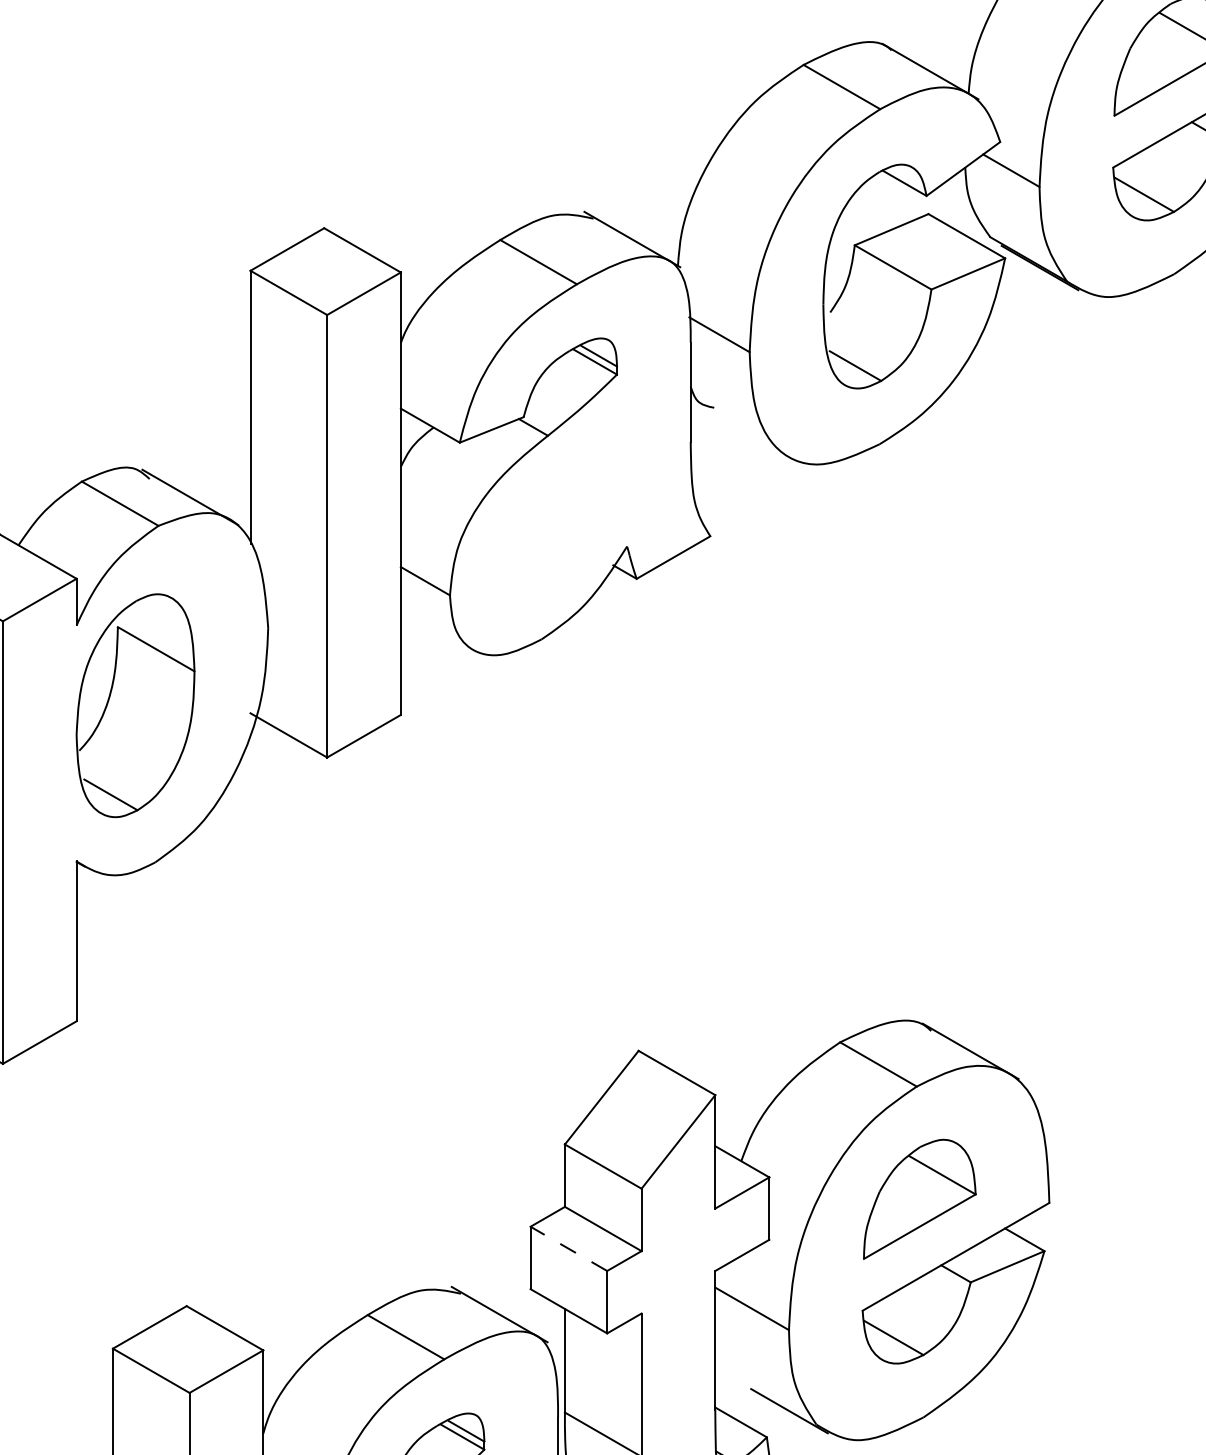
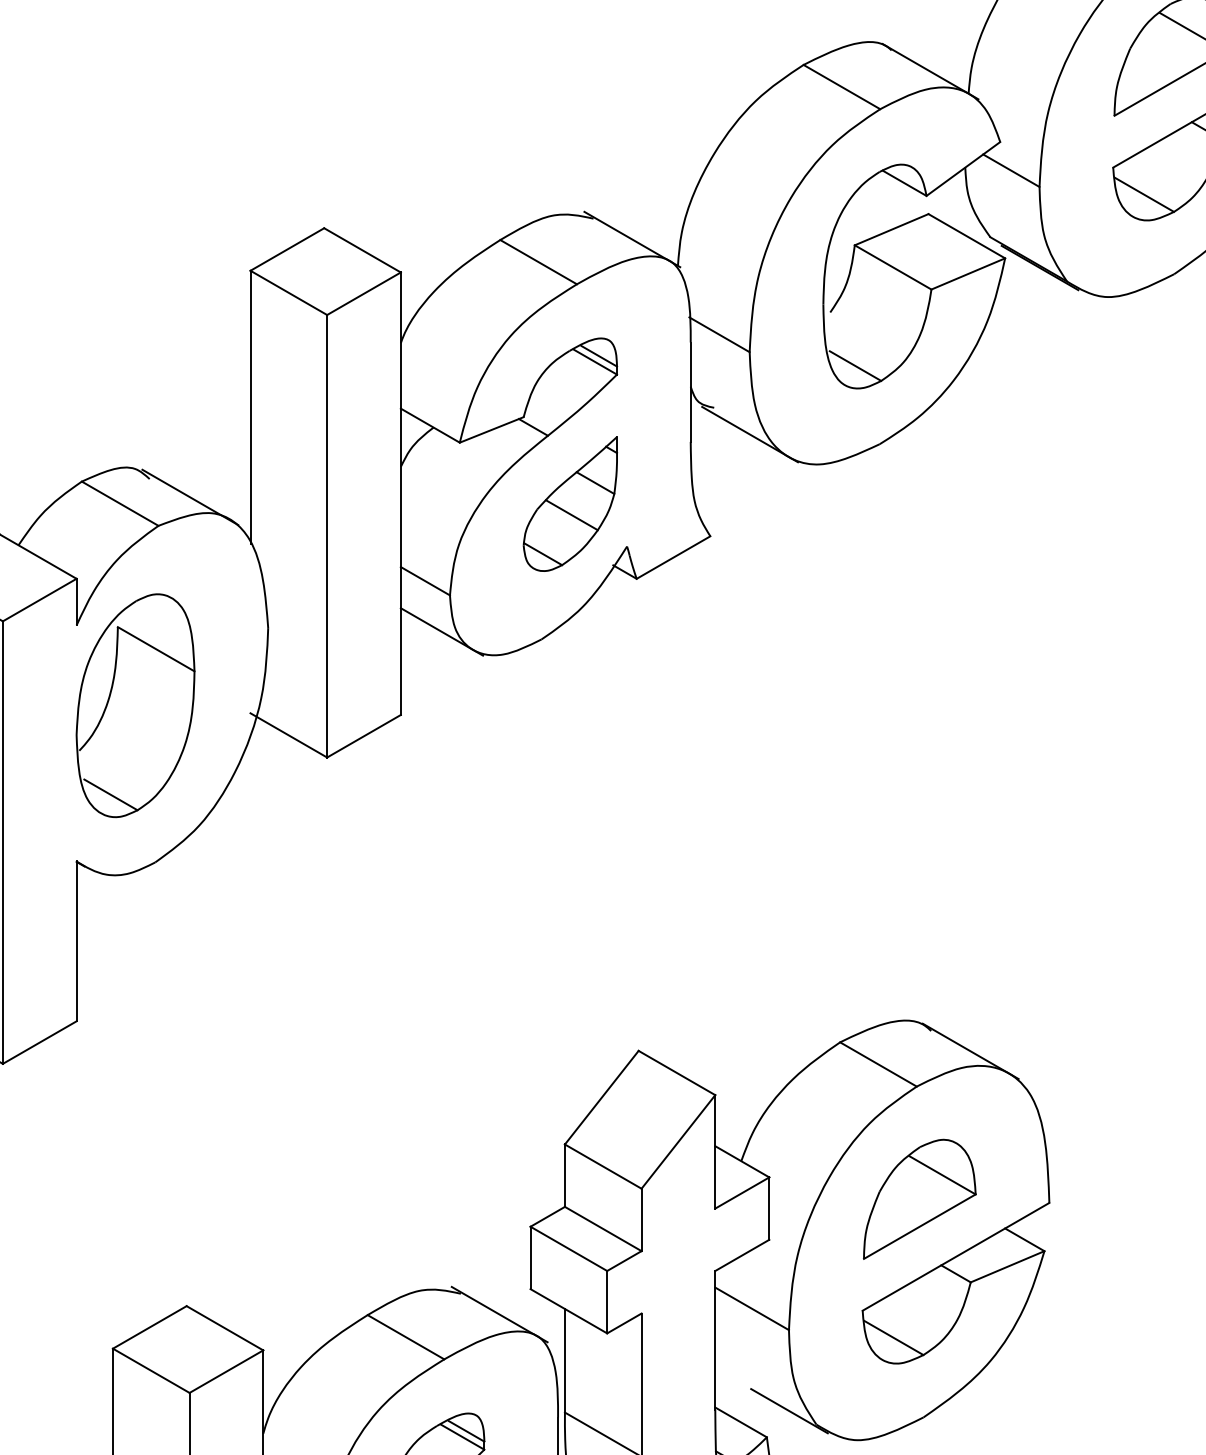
line: none -> present (749, 434)
part: none -> present (569, 503)
line: none -> present (441, 631)
line: dashed -> solid (568, 1248)
